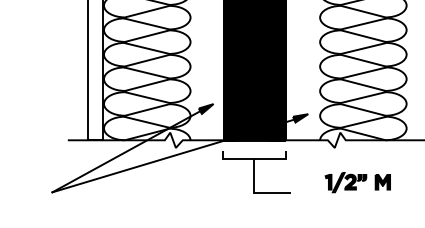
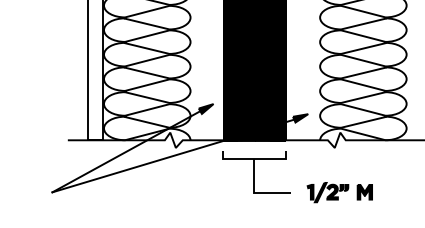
part position: (357, 182) -> (339, 192) (339, 192)
